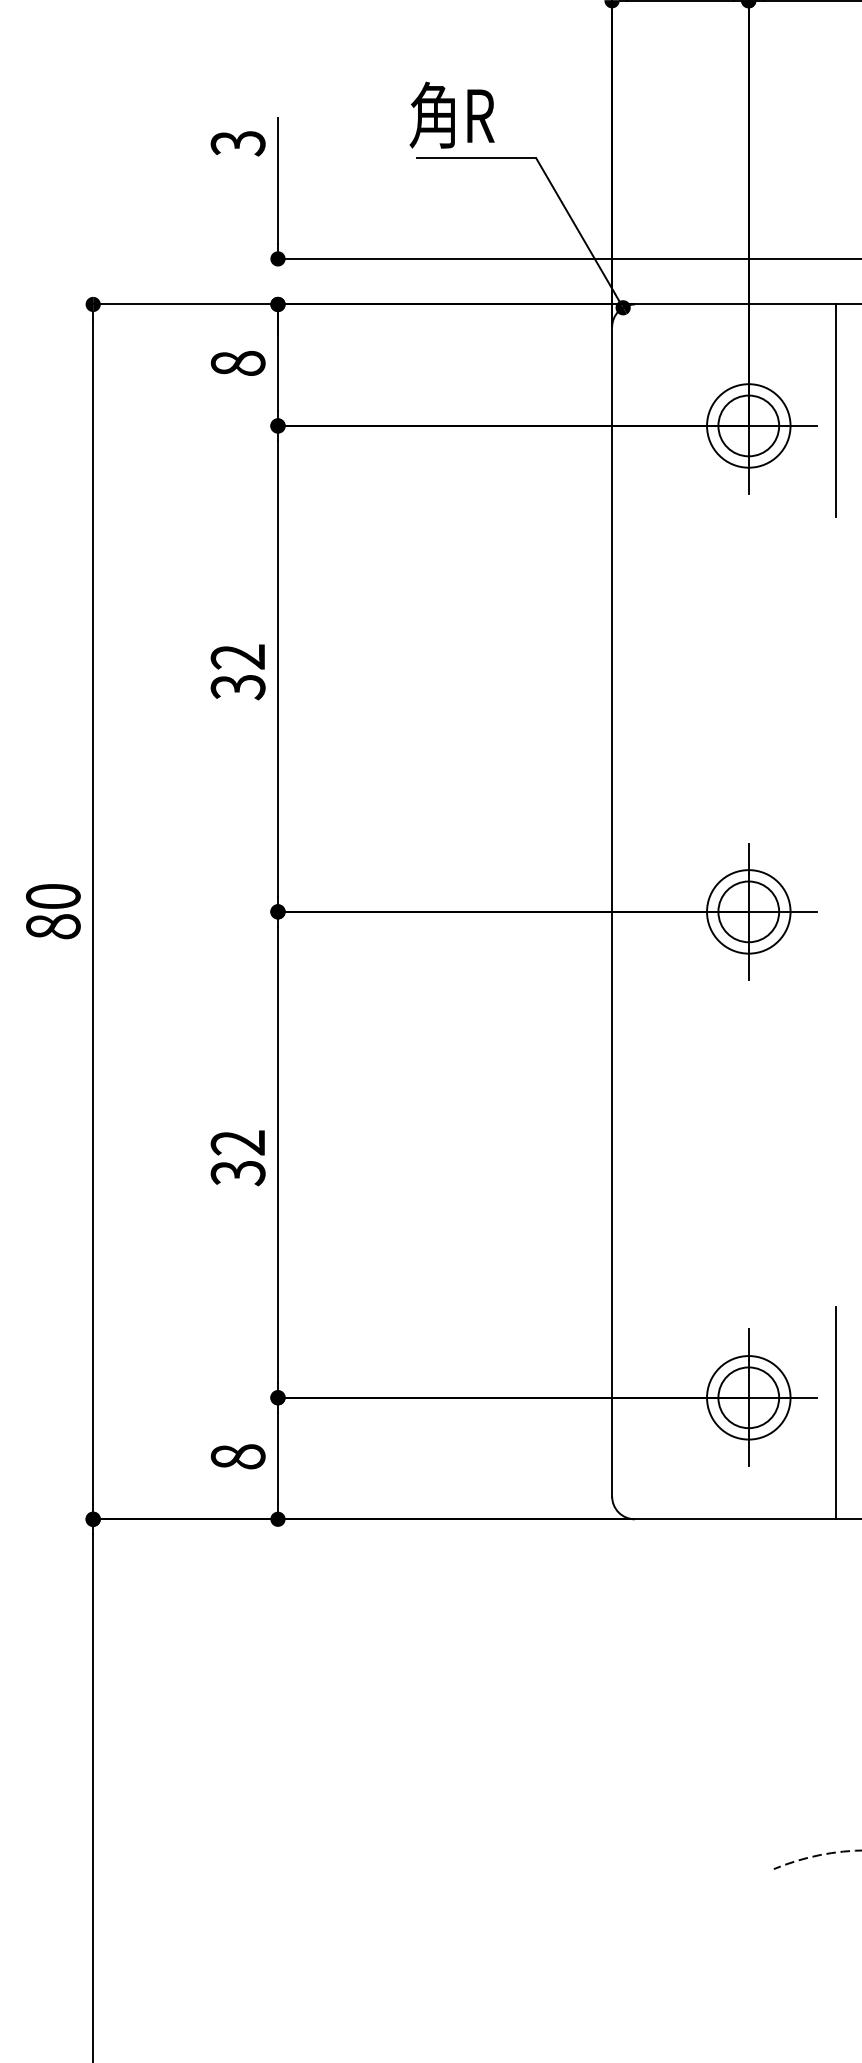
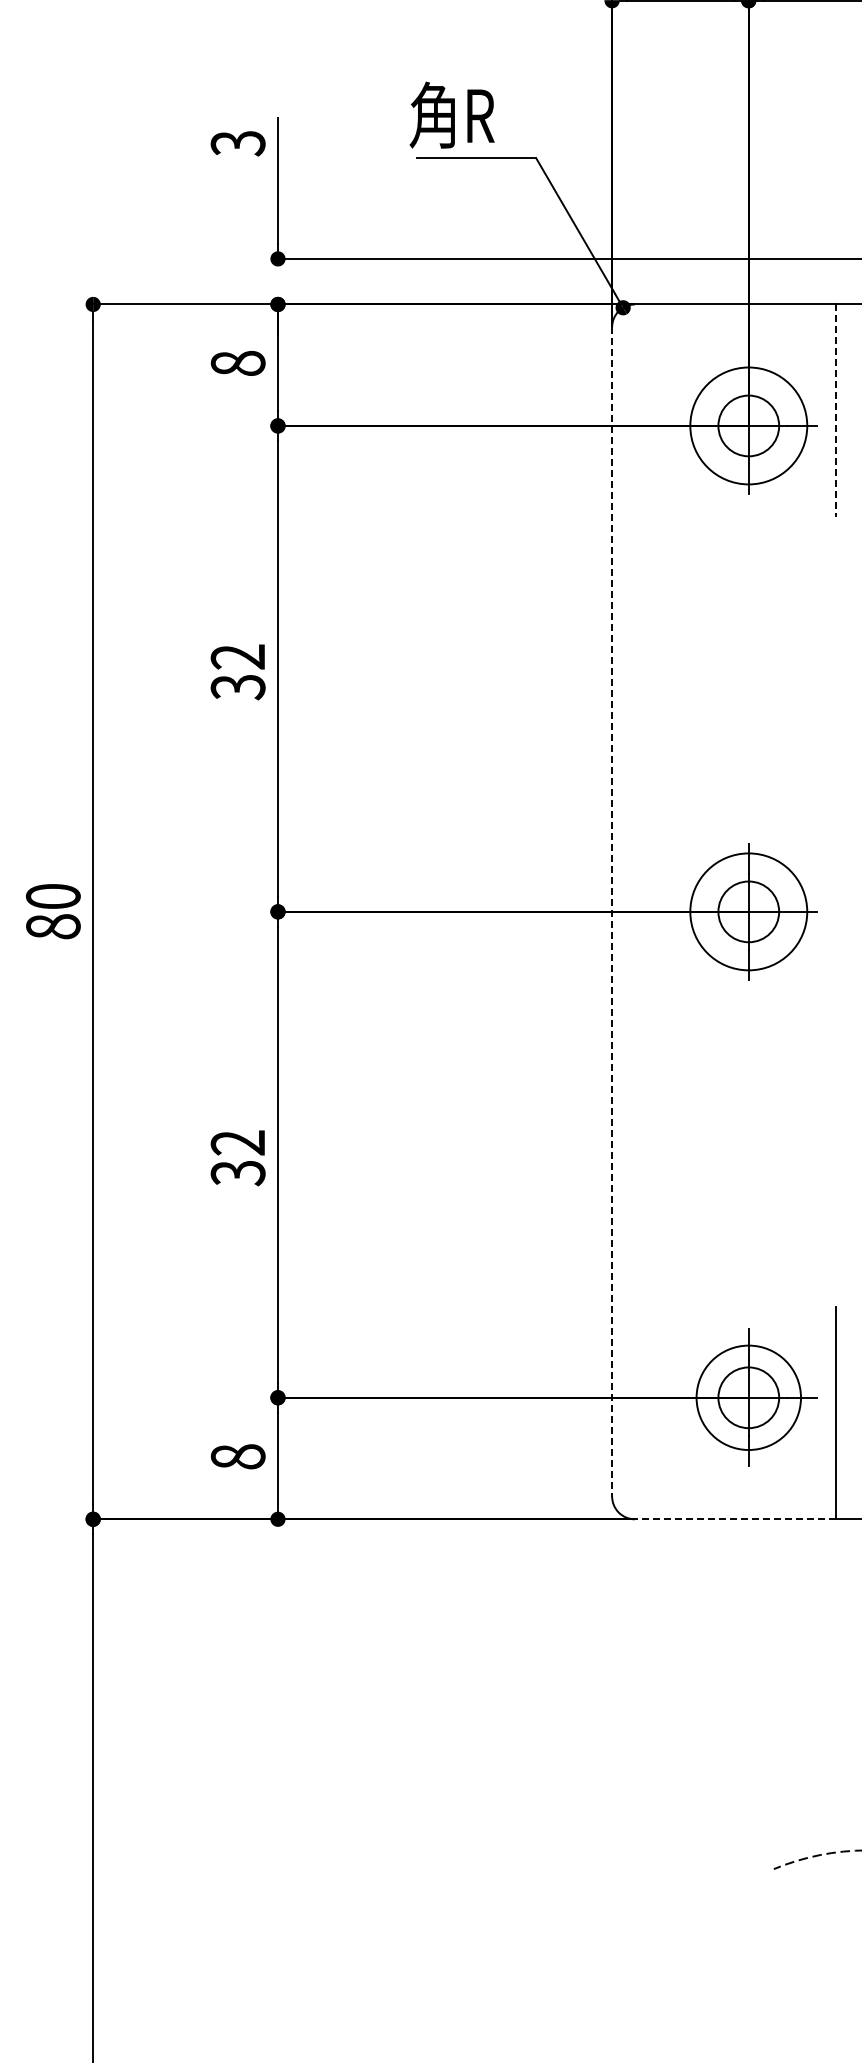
line: solid -> dashed (836, 411)
circle diameter: 84 px -> 117 px (748, 425)
line: solid -> dashed (612, 911)
circle diameter: 84 px -> 117 px (748, 911)
circle diameter: 84 px -> 104 px (748, 1397)
line: solid -> dashed (735, 1519)
